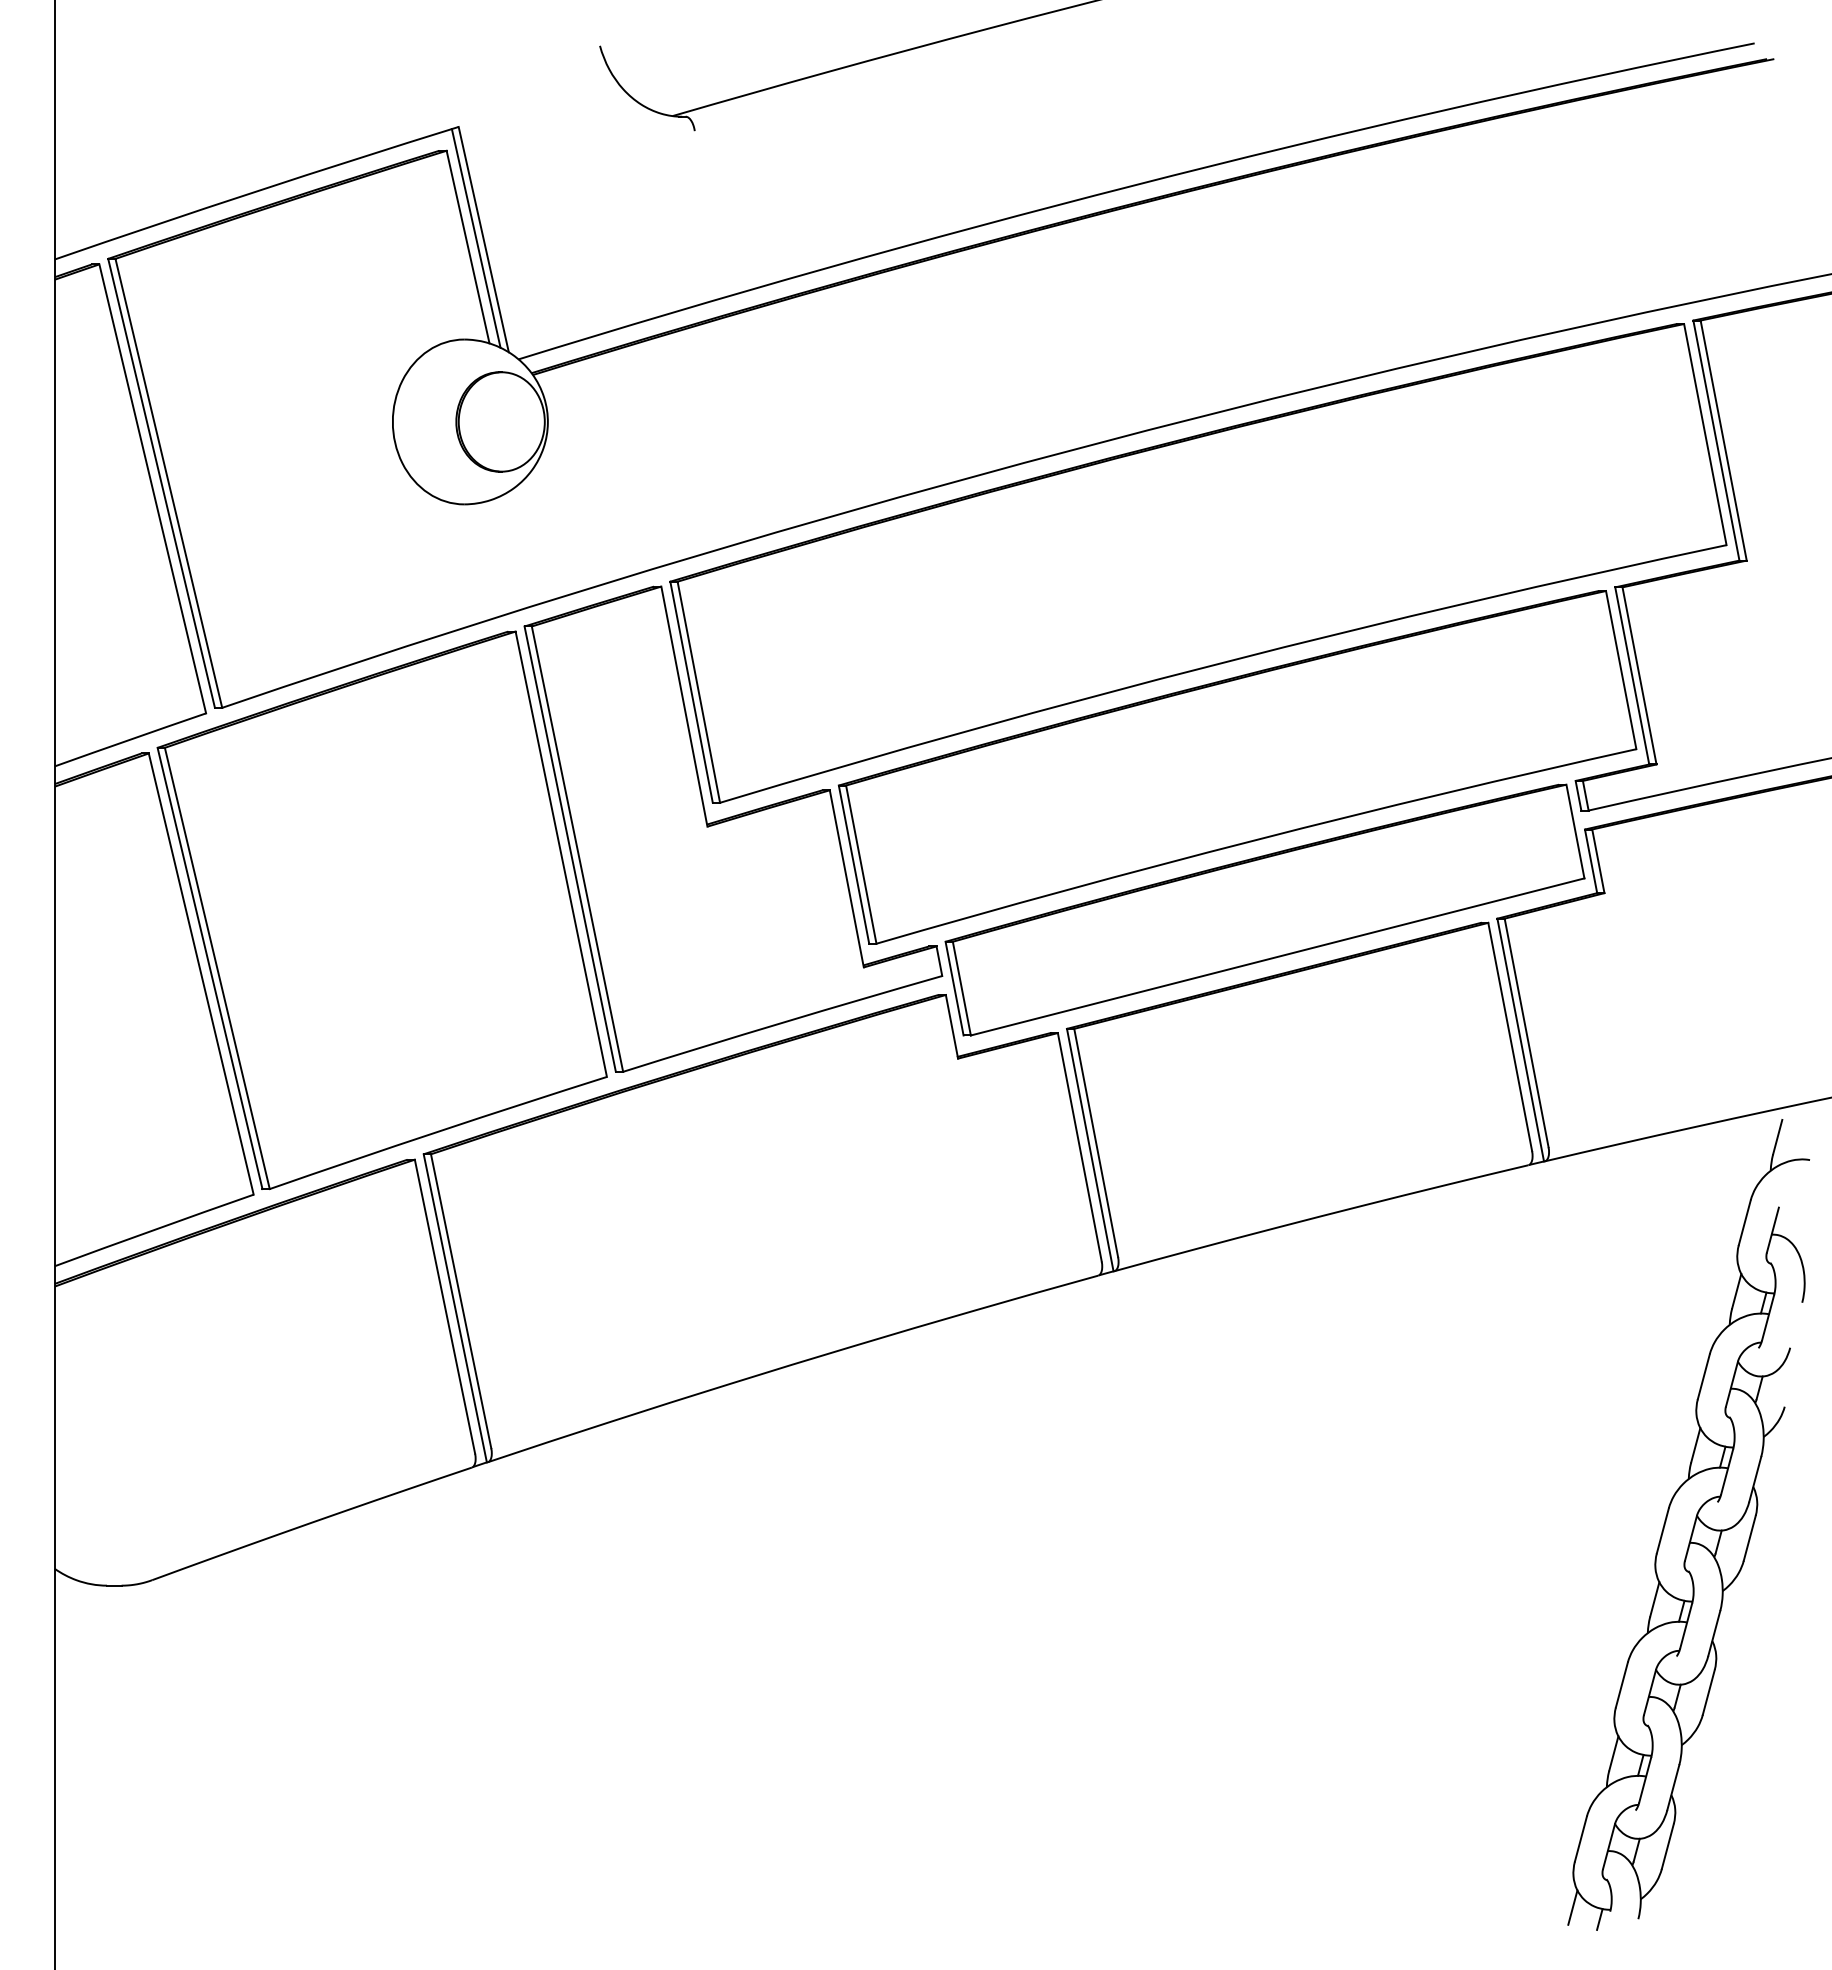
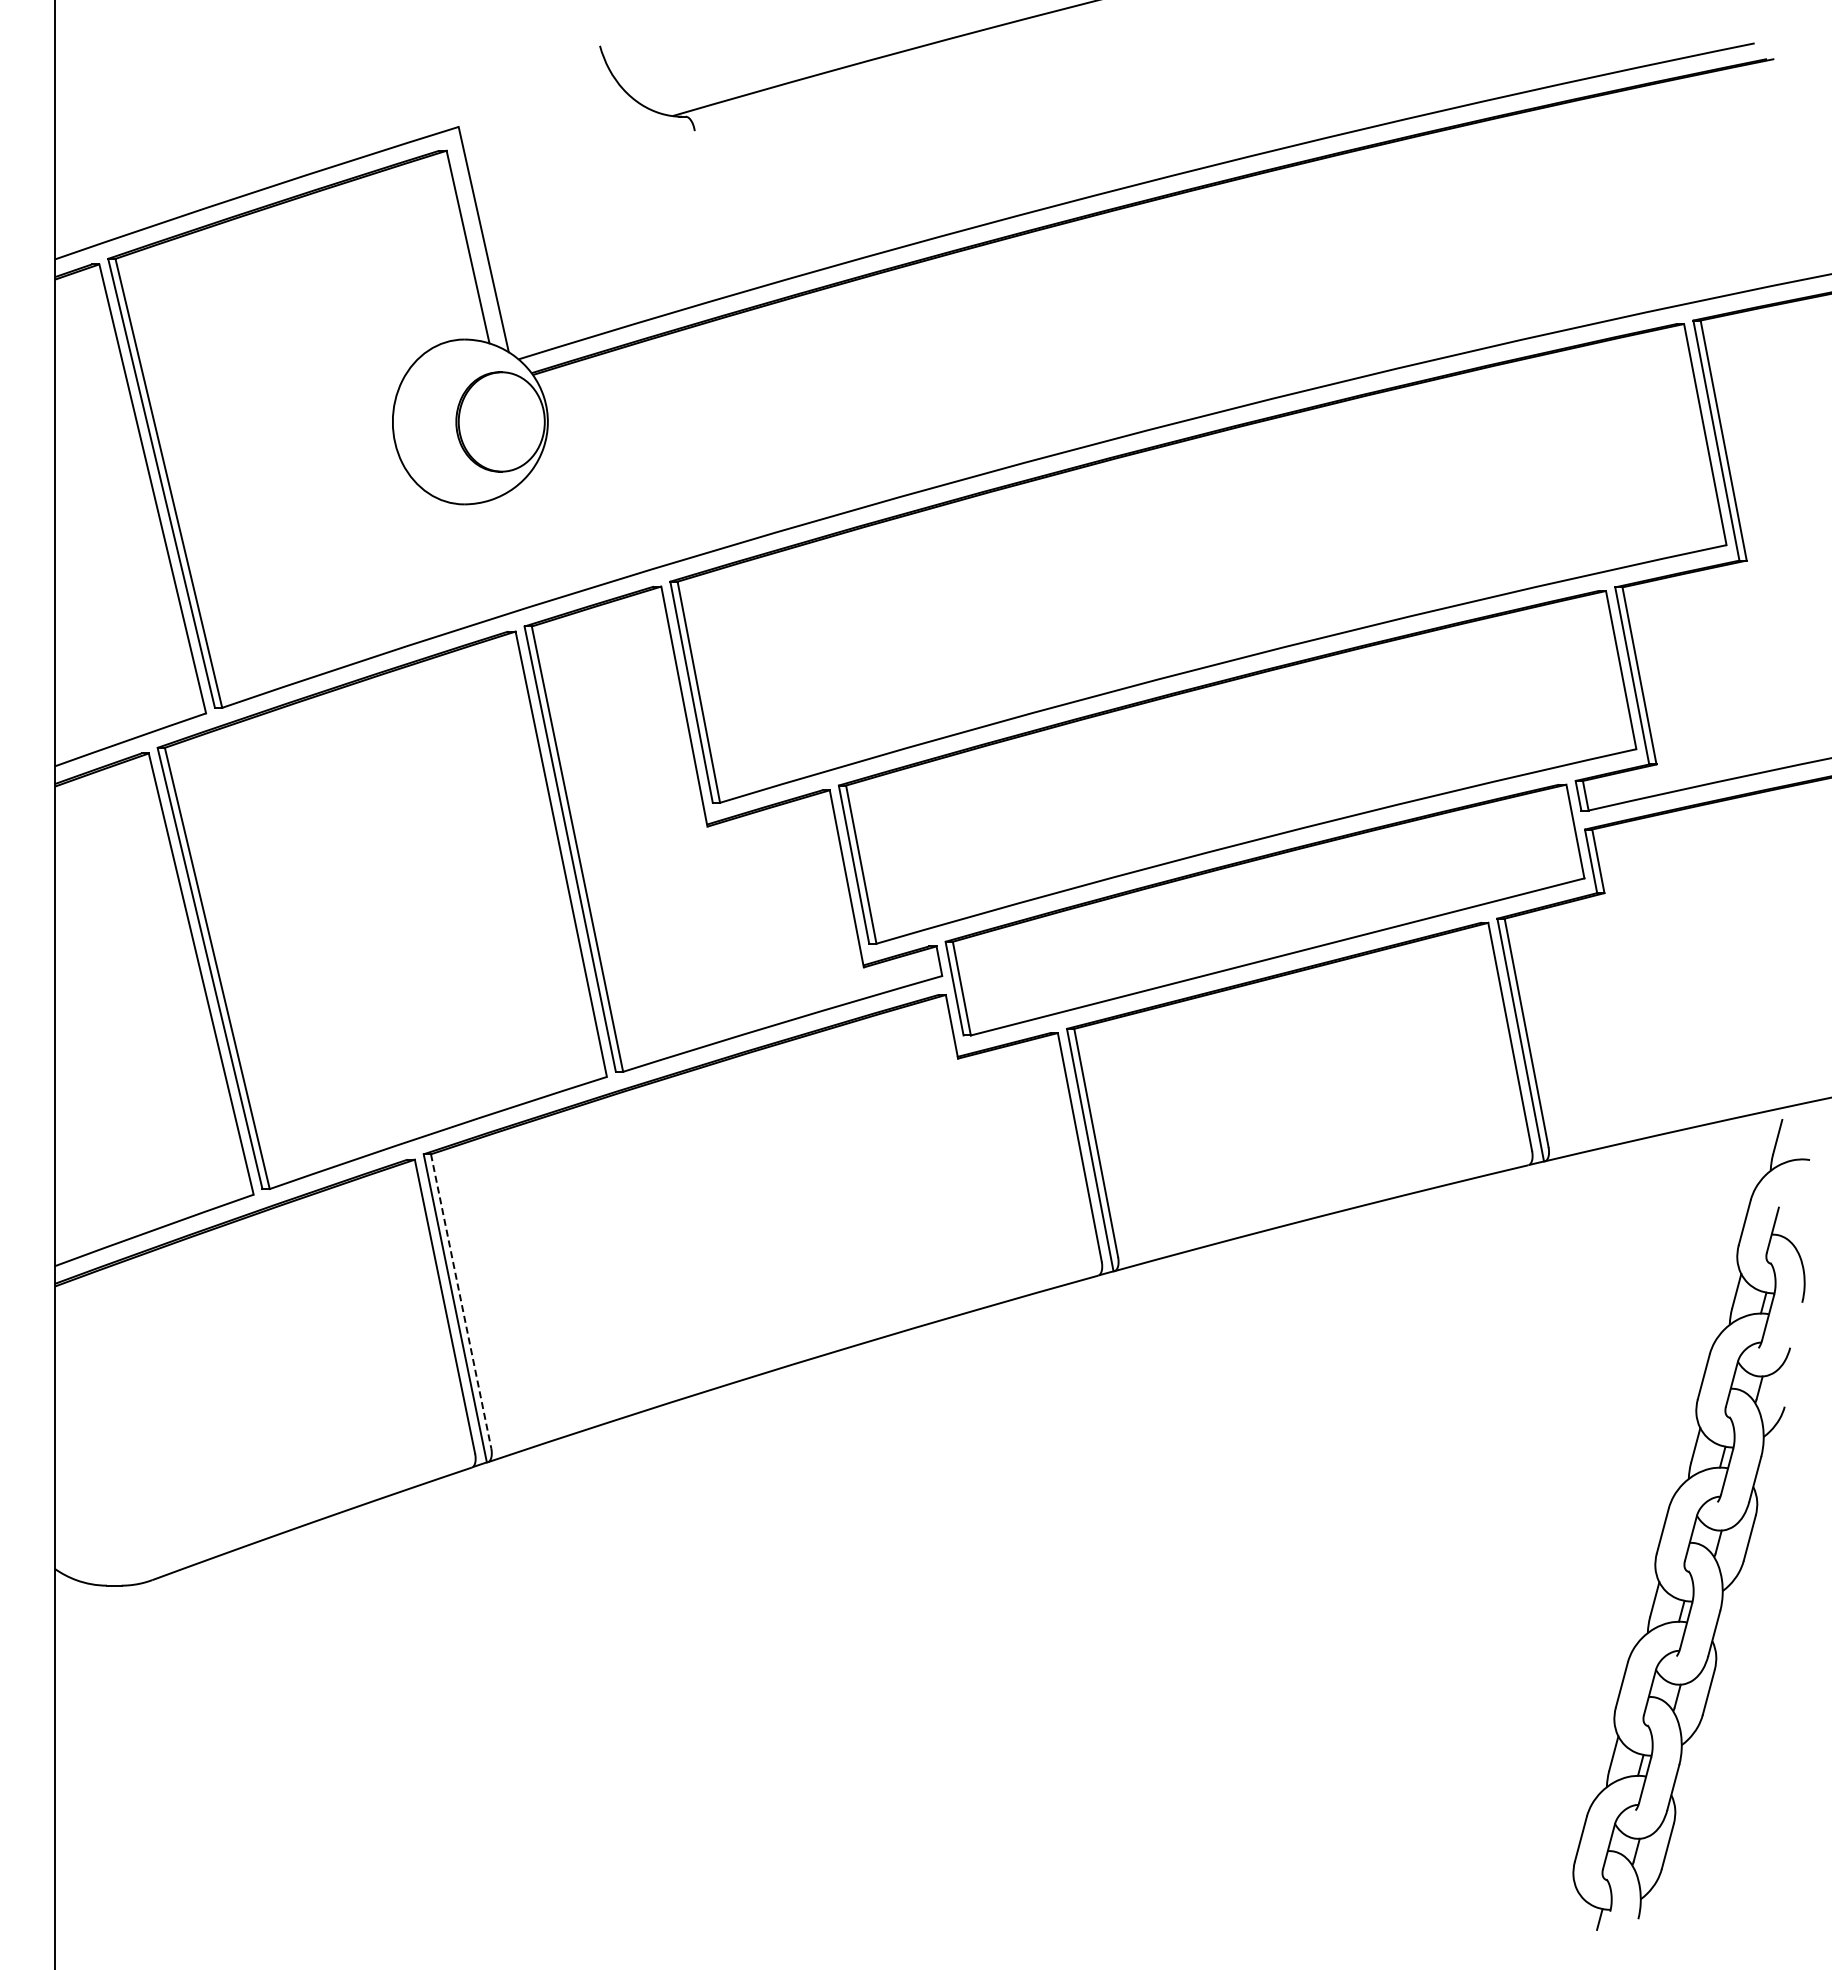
line: present -> none (475, 238)
line: solid -> dashed (461, 1301)
line: present -> none (1572, 1907)
